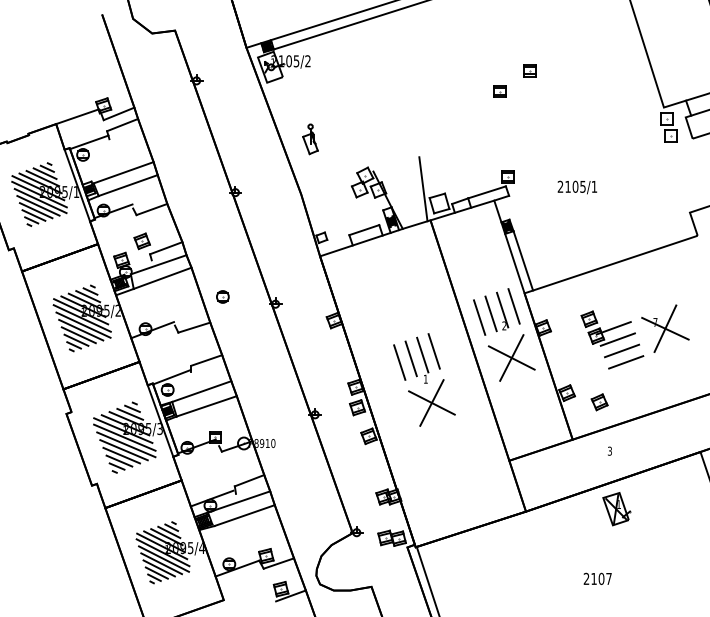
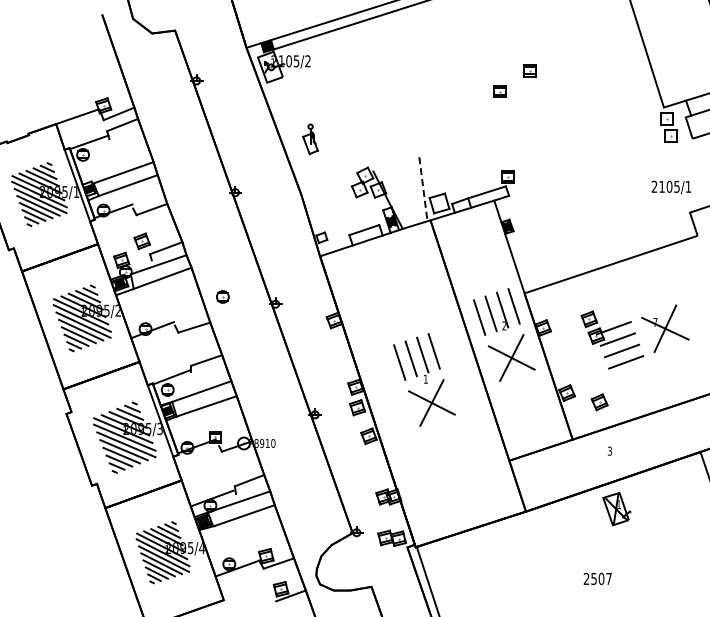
text position: (577, 187) -> (671, 187) (671, 187)
line: solid -> dashed (423, 189)
line: present -> none (523, 260)
text: 2107 -> 2507 (593, 579)
